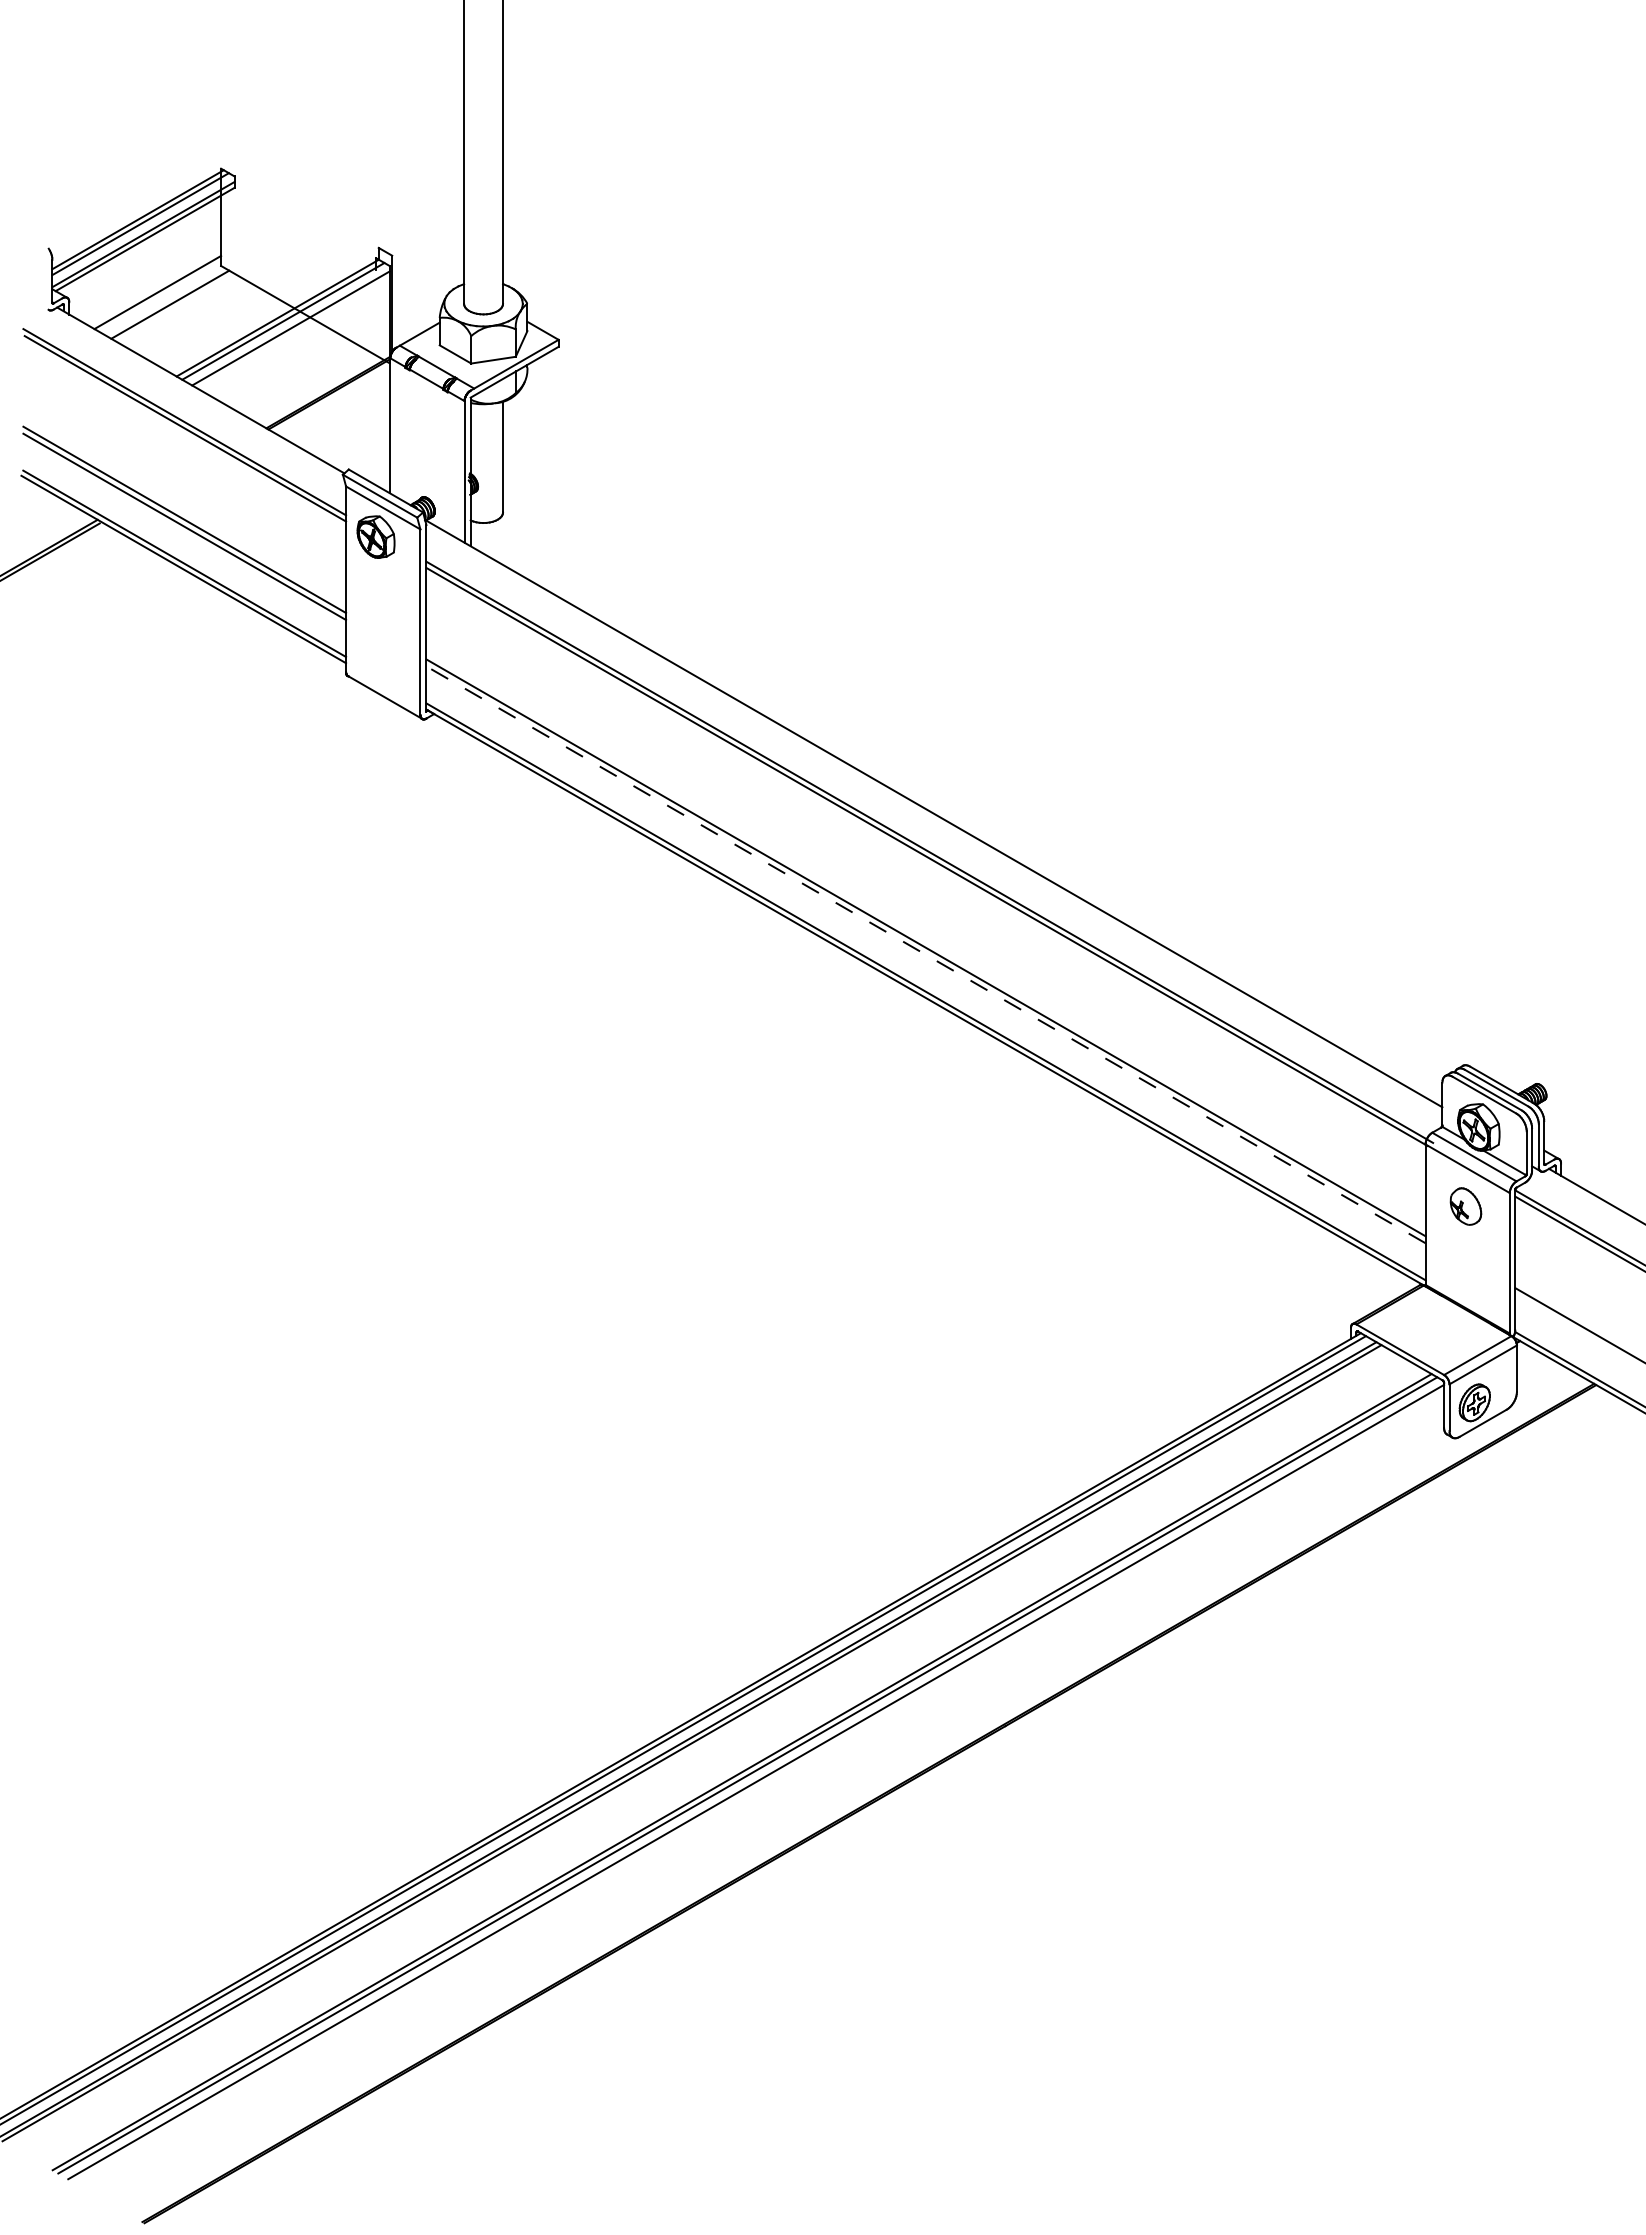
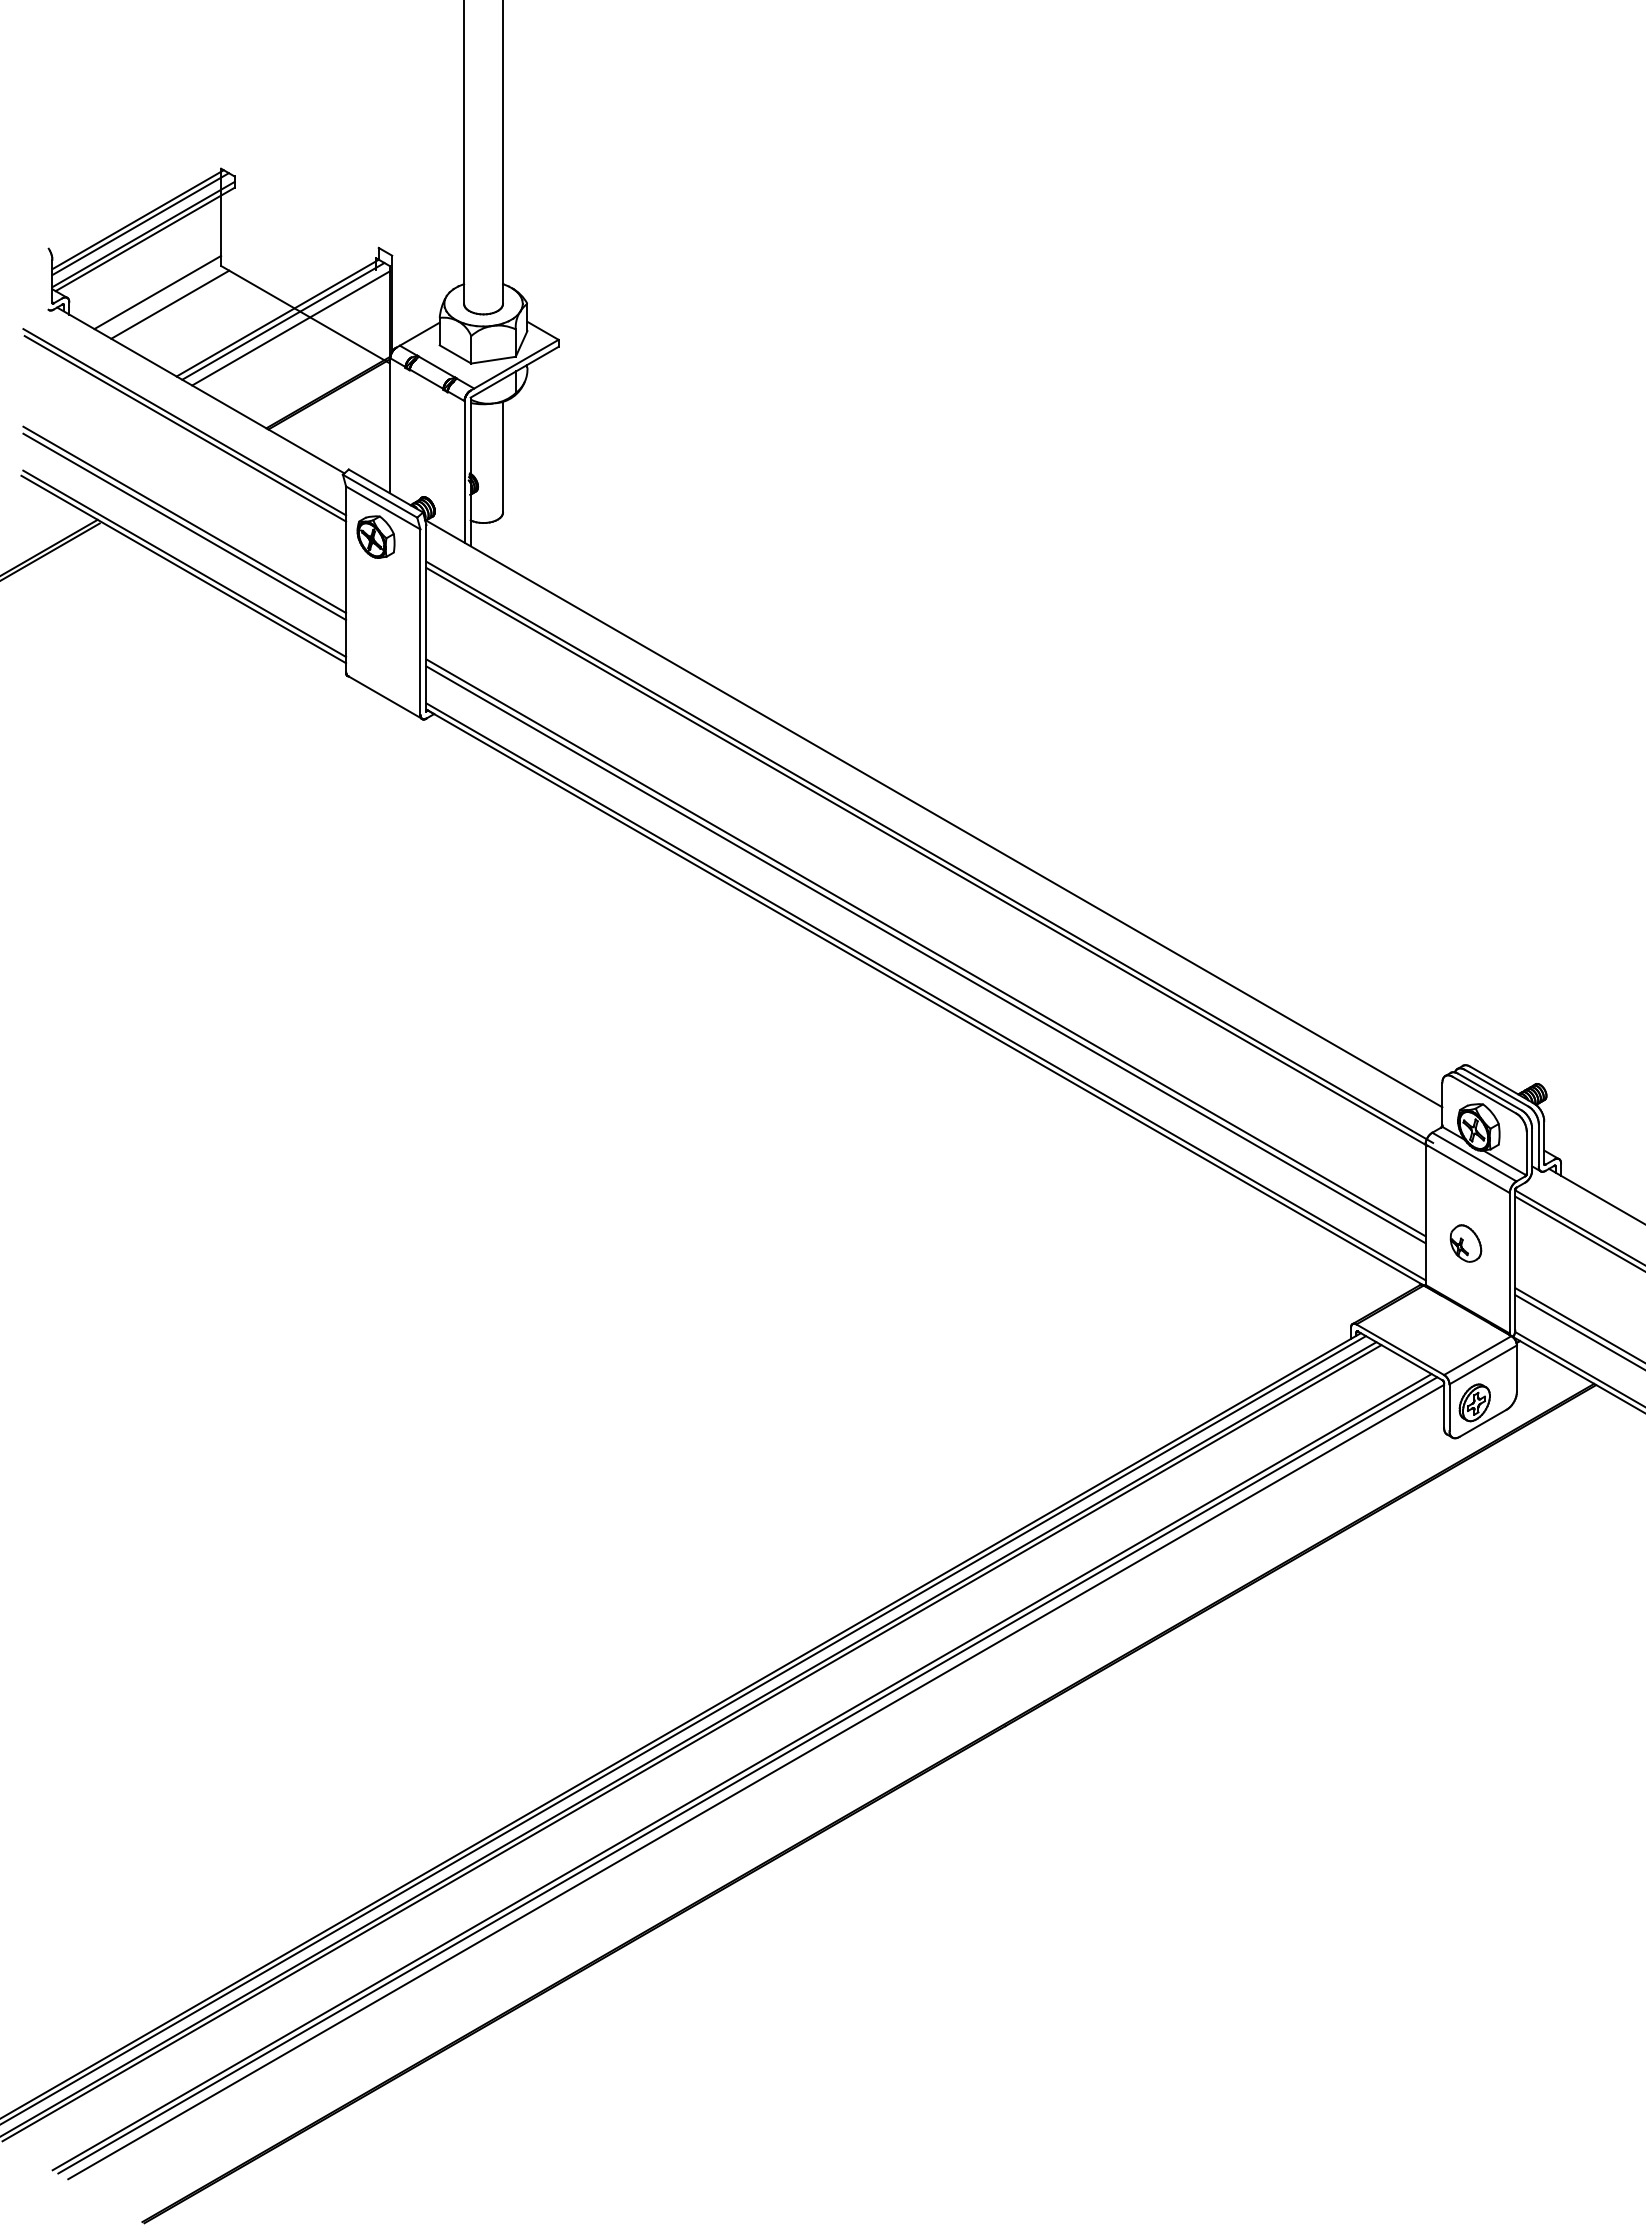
line: dashed -> solid (926, 954)
part position: (1465, 1206) -> (1465, 1243) (1465, 1243)
line: none -> present (1578, 1331)
